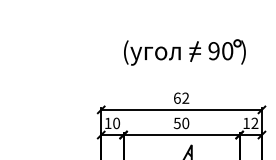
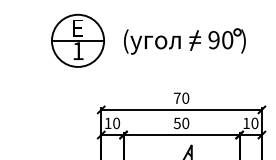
part: none -> present (77, 40)
part position: (184, 52) -> (184, 41) (184, 41)
text: 62 -> 70 (181, 97)
text: 12 -> 10 (254, 123)
